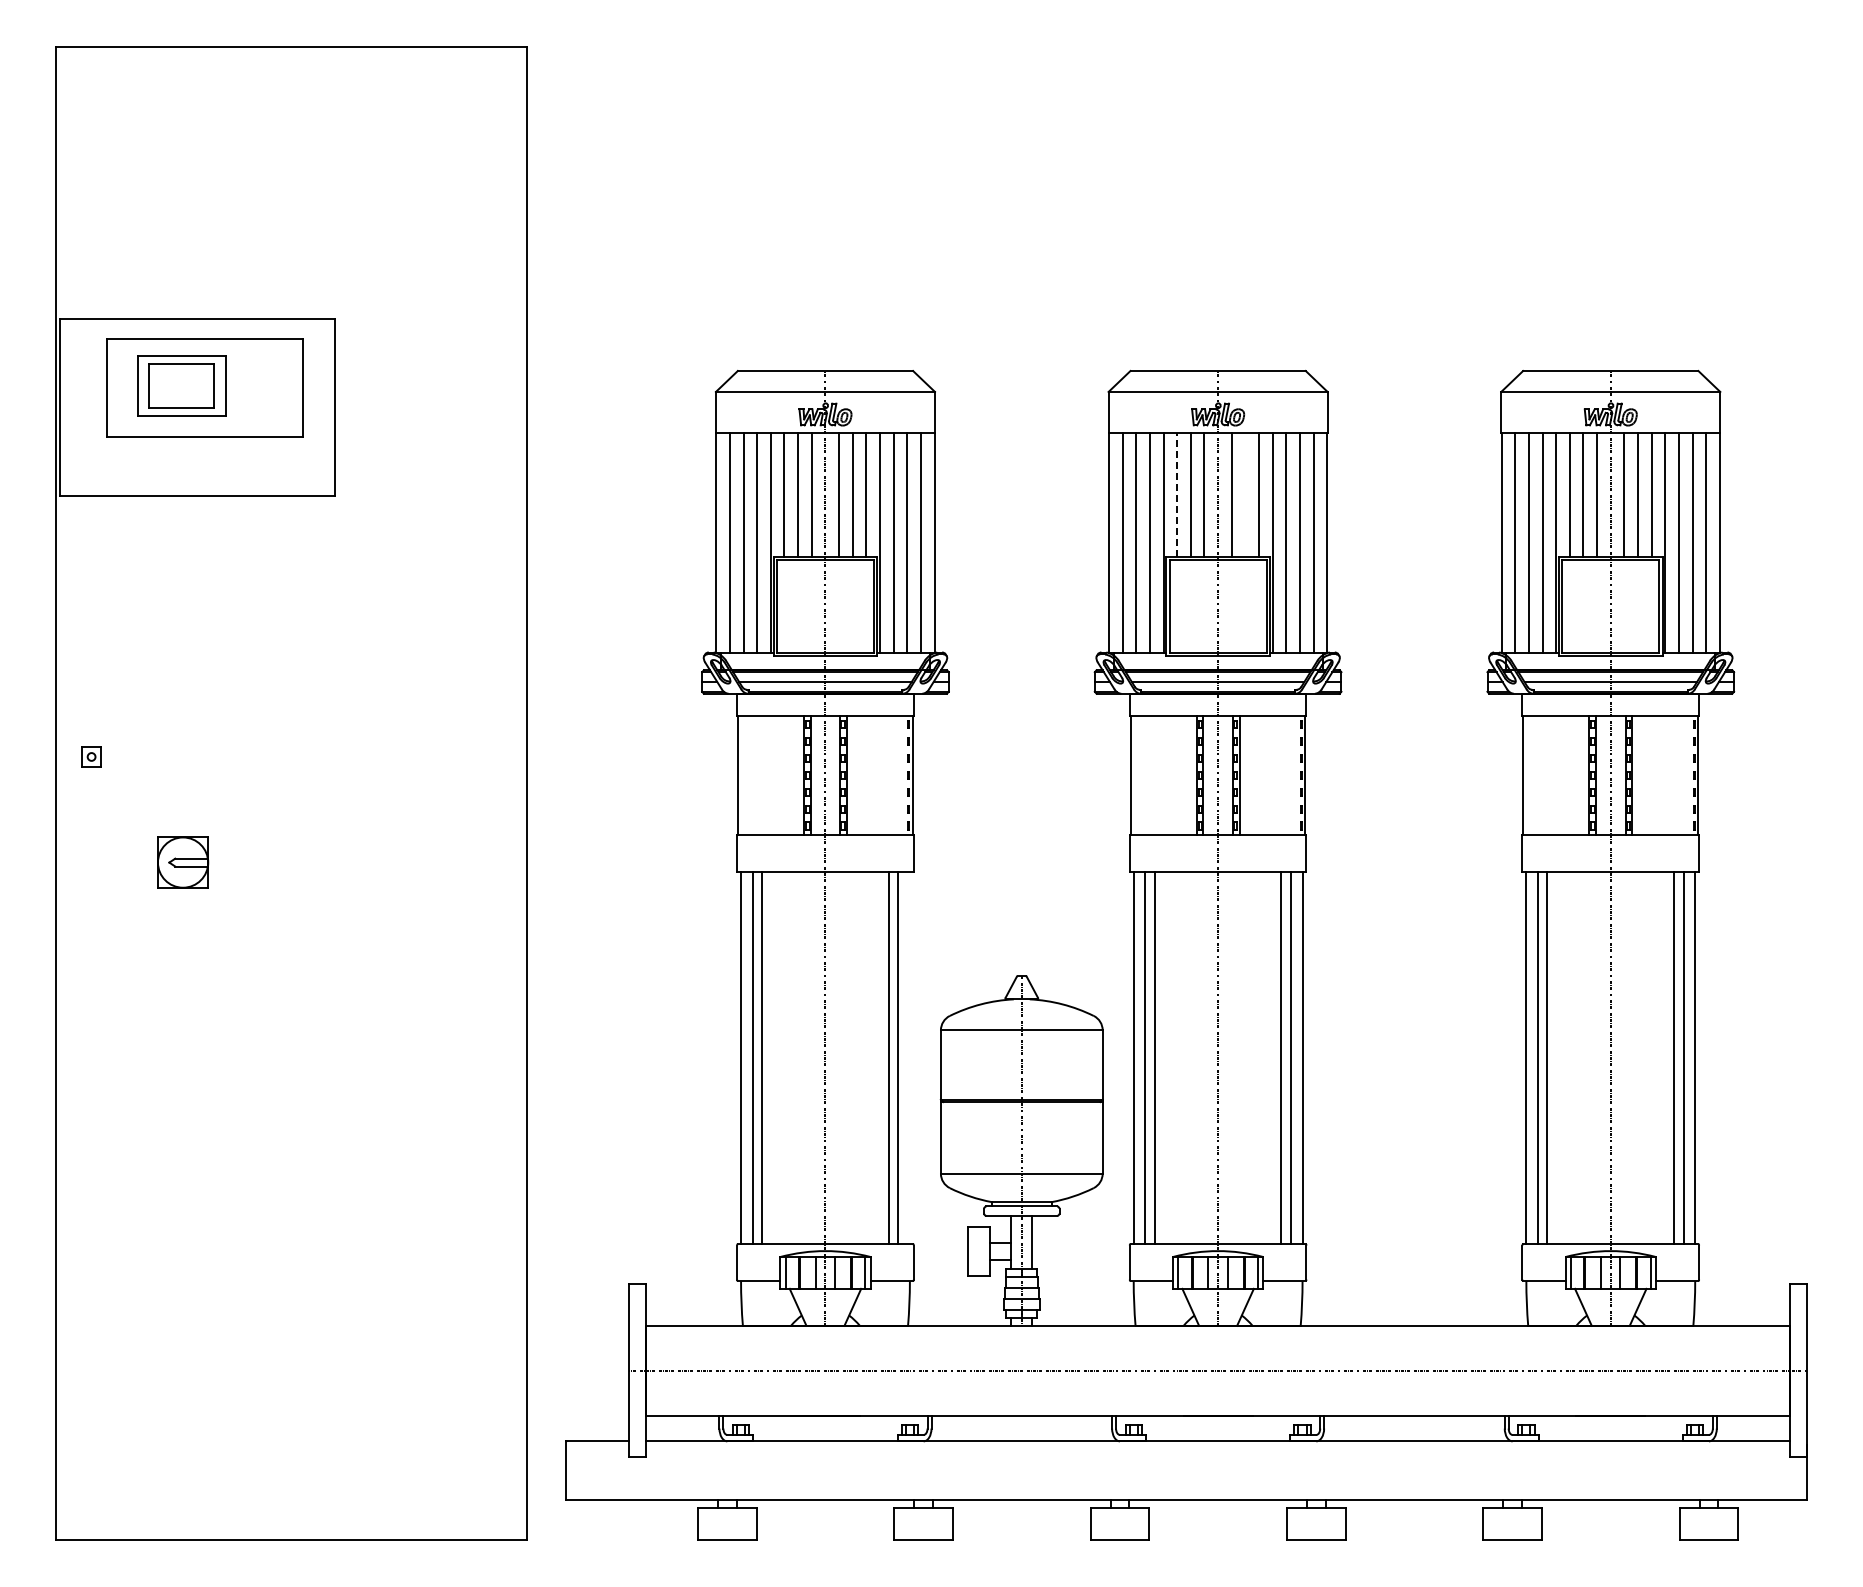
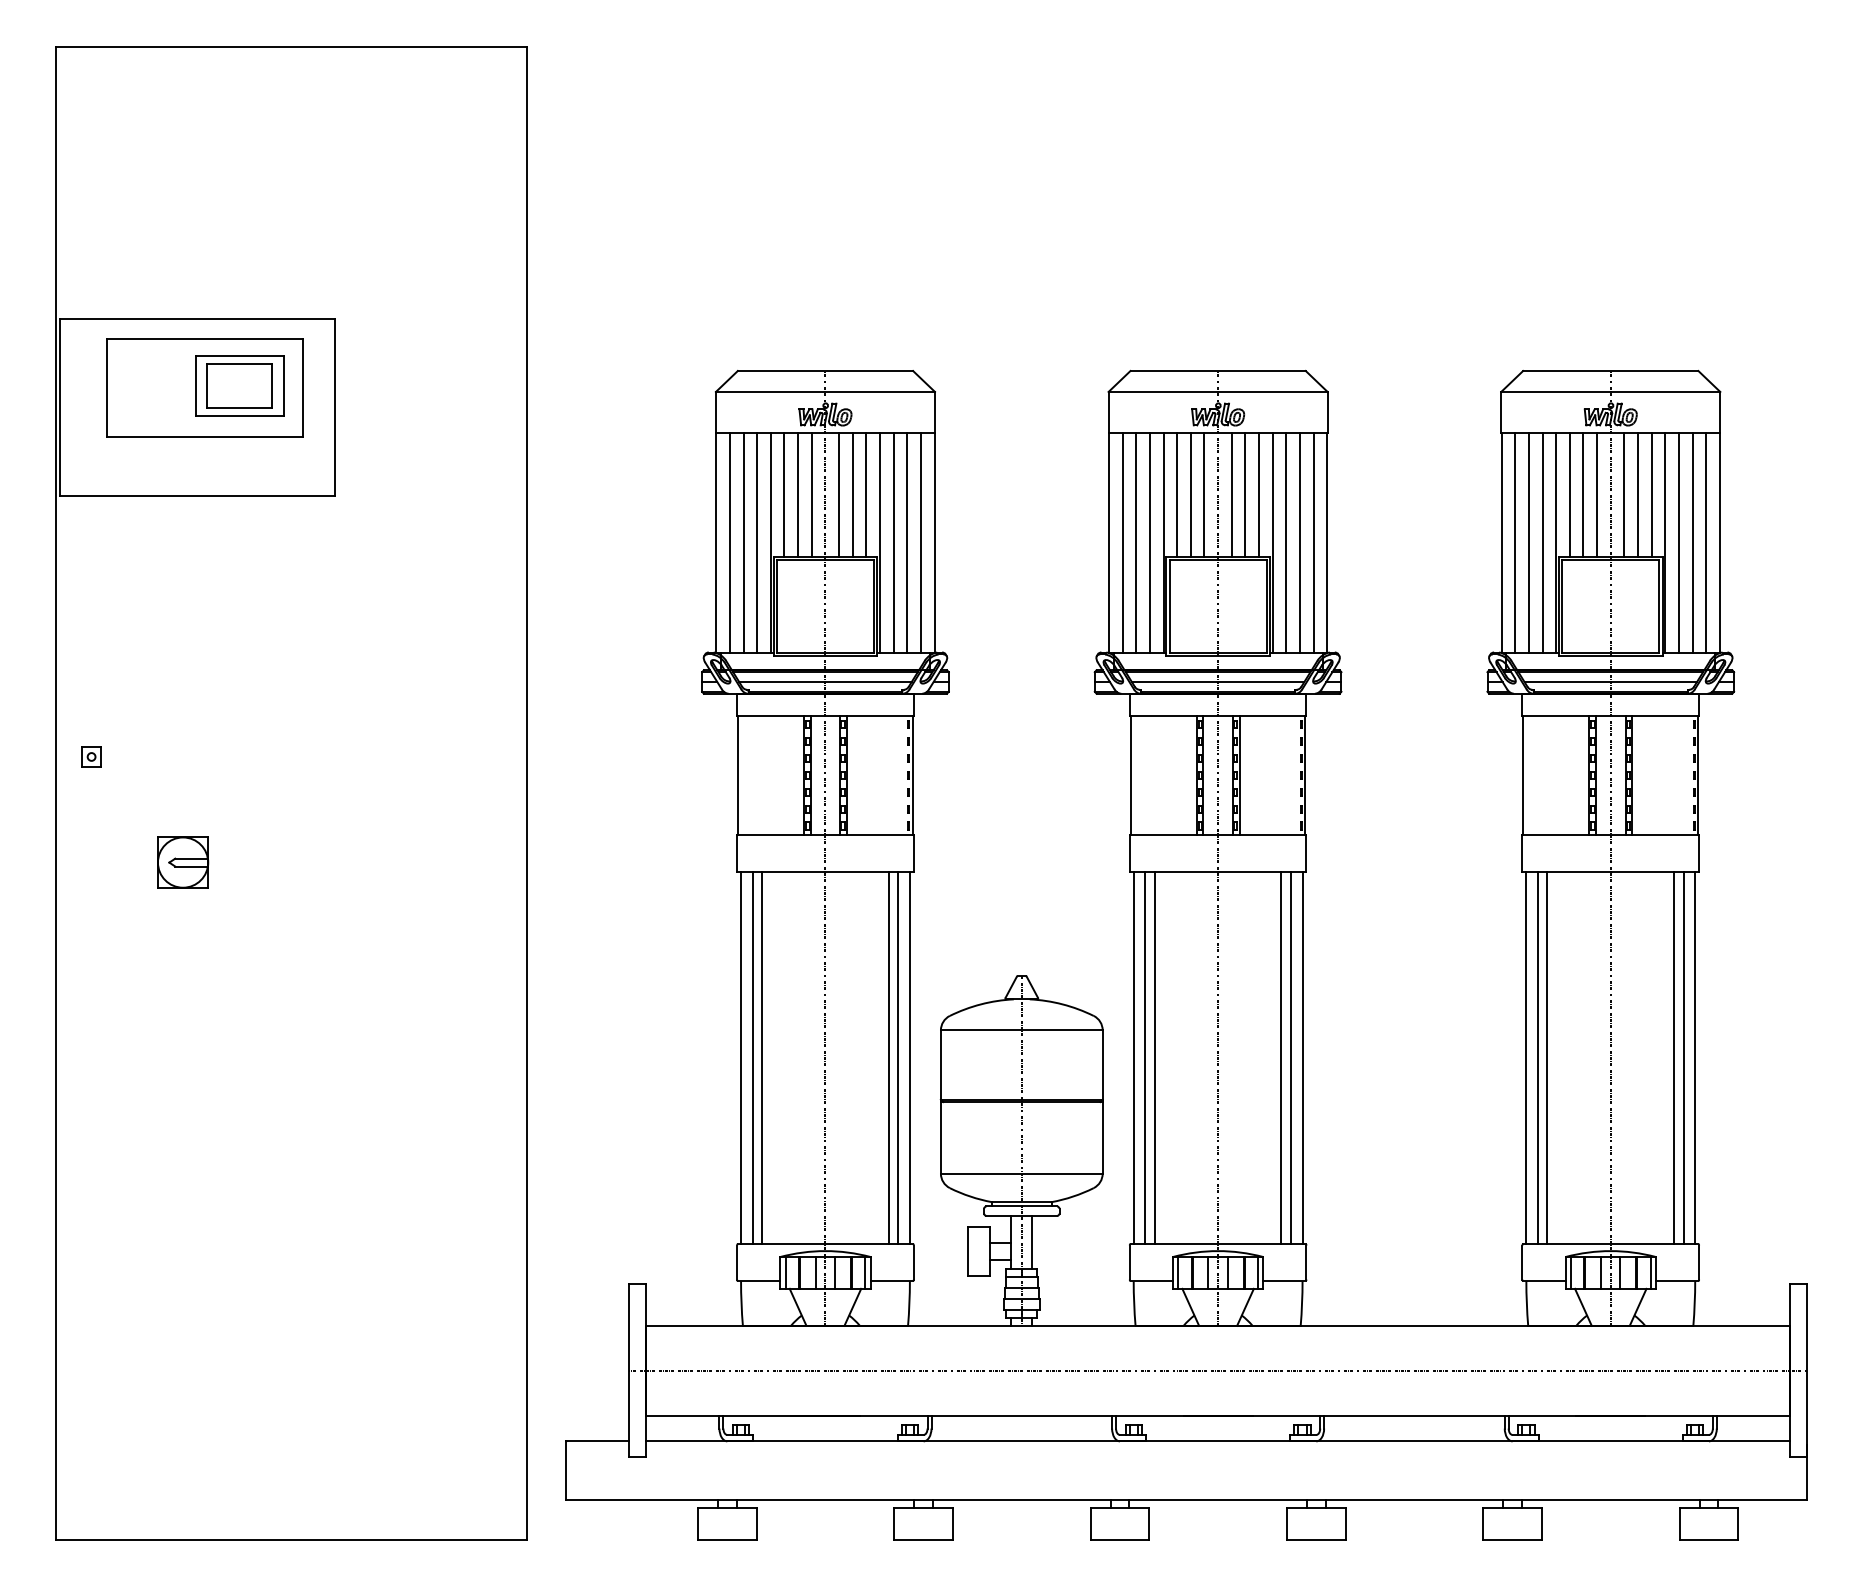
part position: (181, 385) -> (239, 385) (239, 385)
line: dashed -> solid (1177, 494)
line: none -> present (1245, 494)
line: none -> present (909, 1057)
